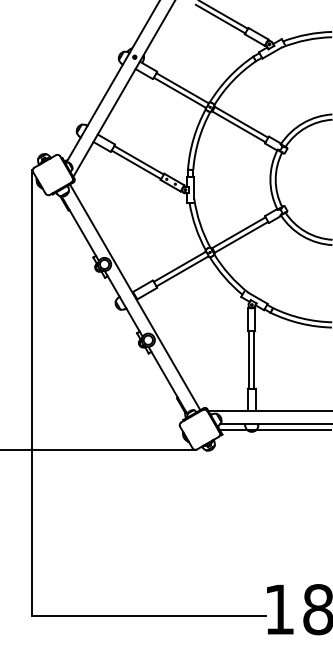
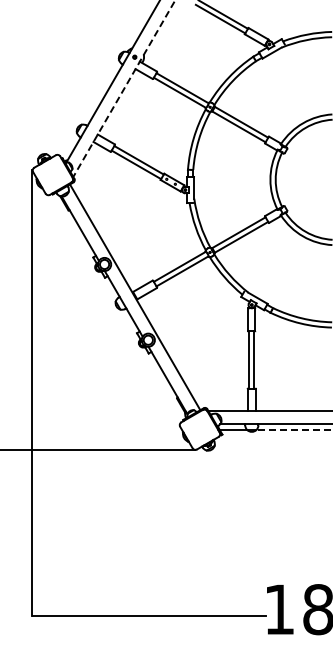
line: solid -> dashed (124, 88)
line: solid -> dashed (293, 430)
